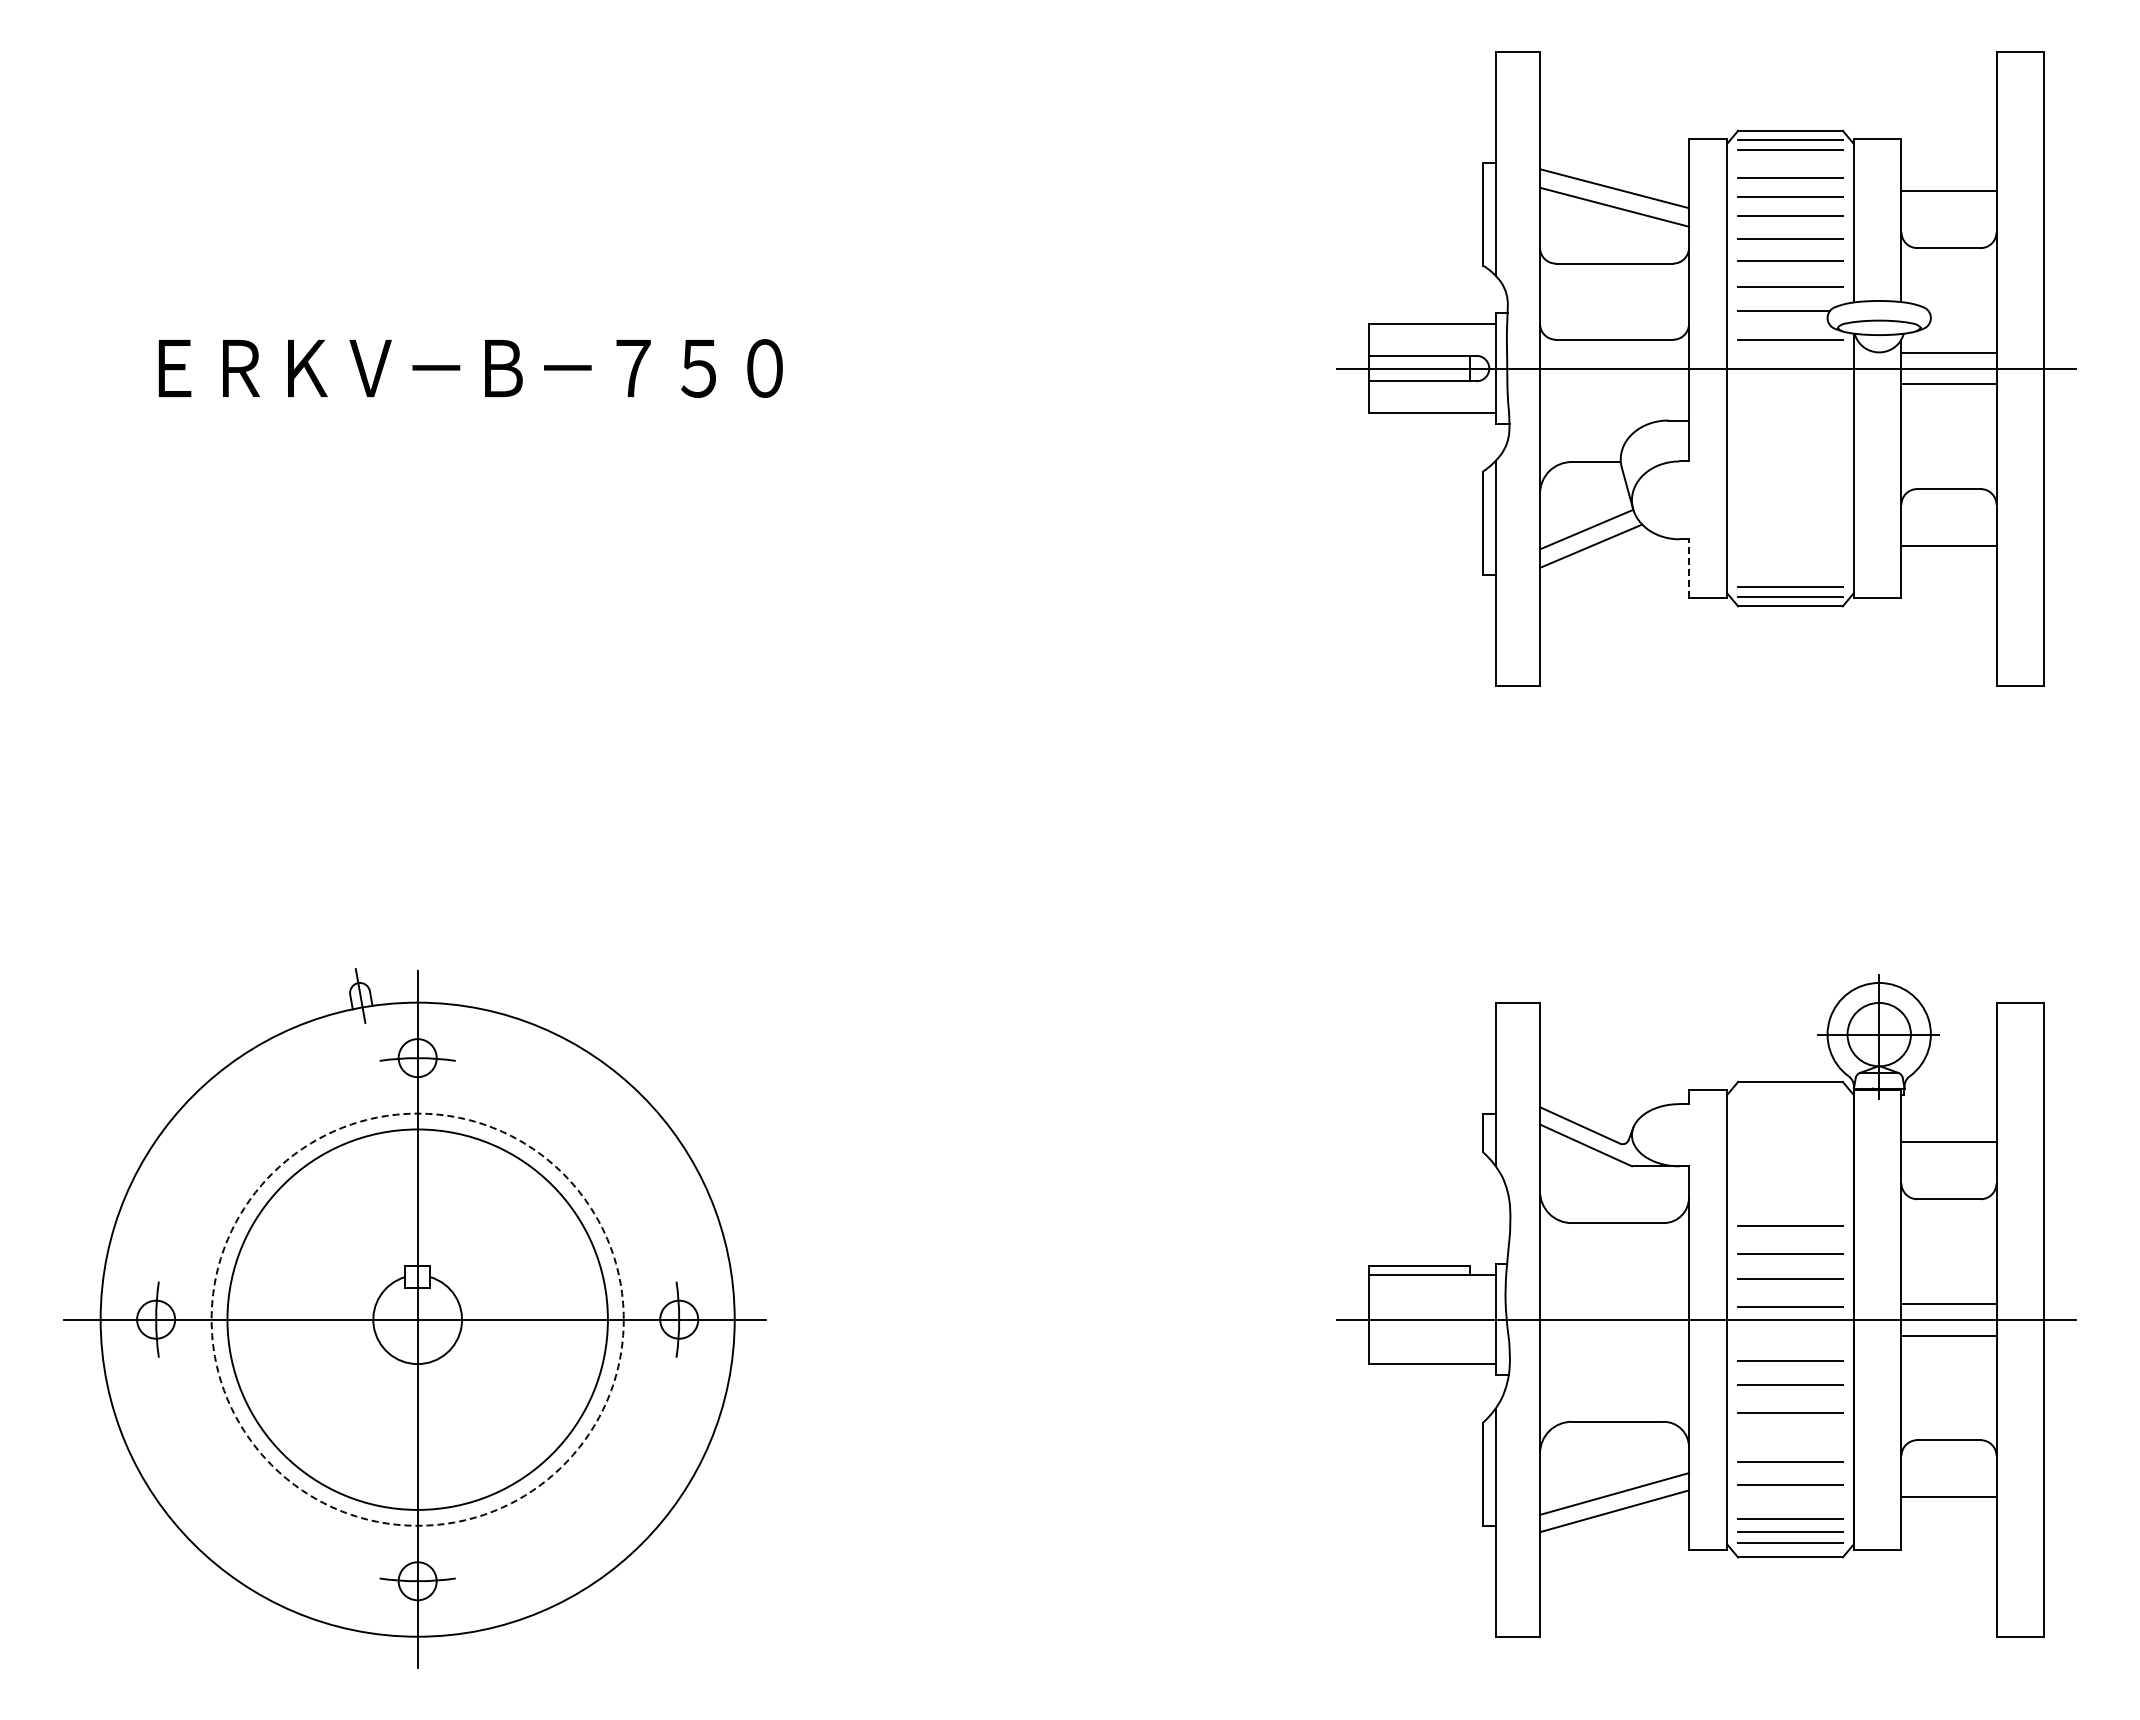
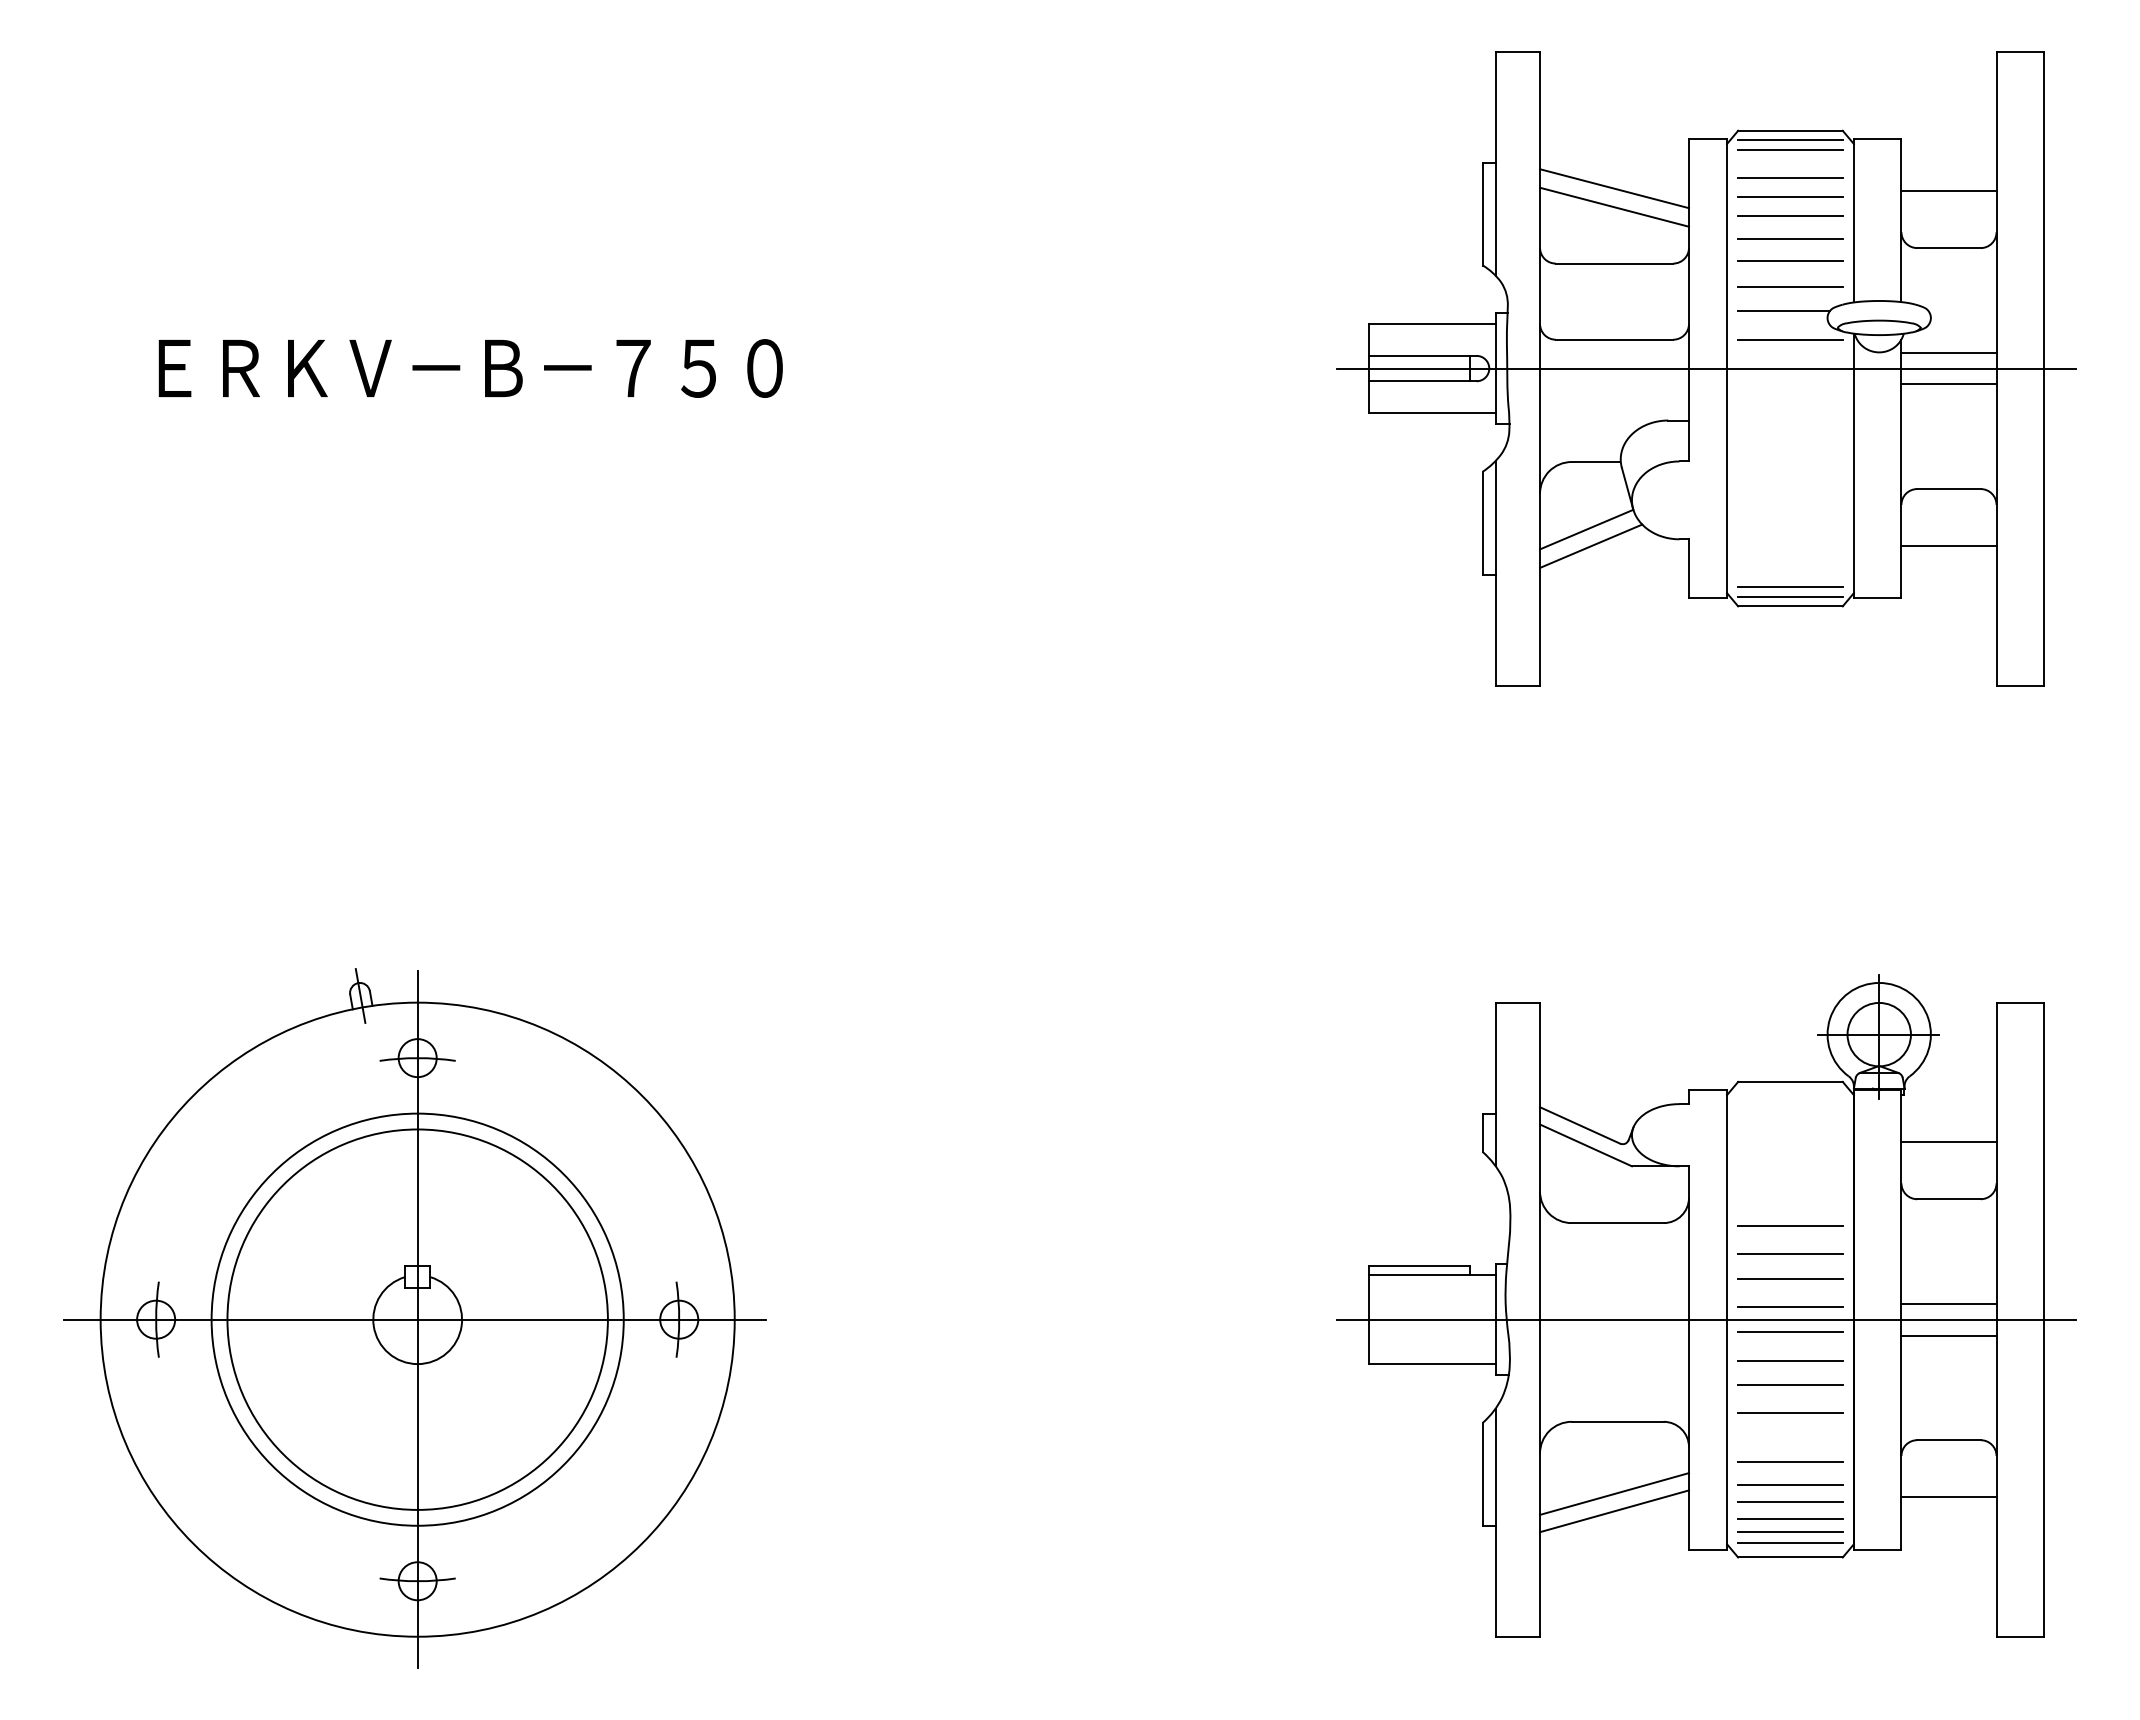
line: dashed -> solid (1689, 568)
circle: dashed -> solid (417, 1319)
line: none -> present (1790, 1332)
line: none -> present (1790, 1502)
